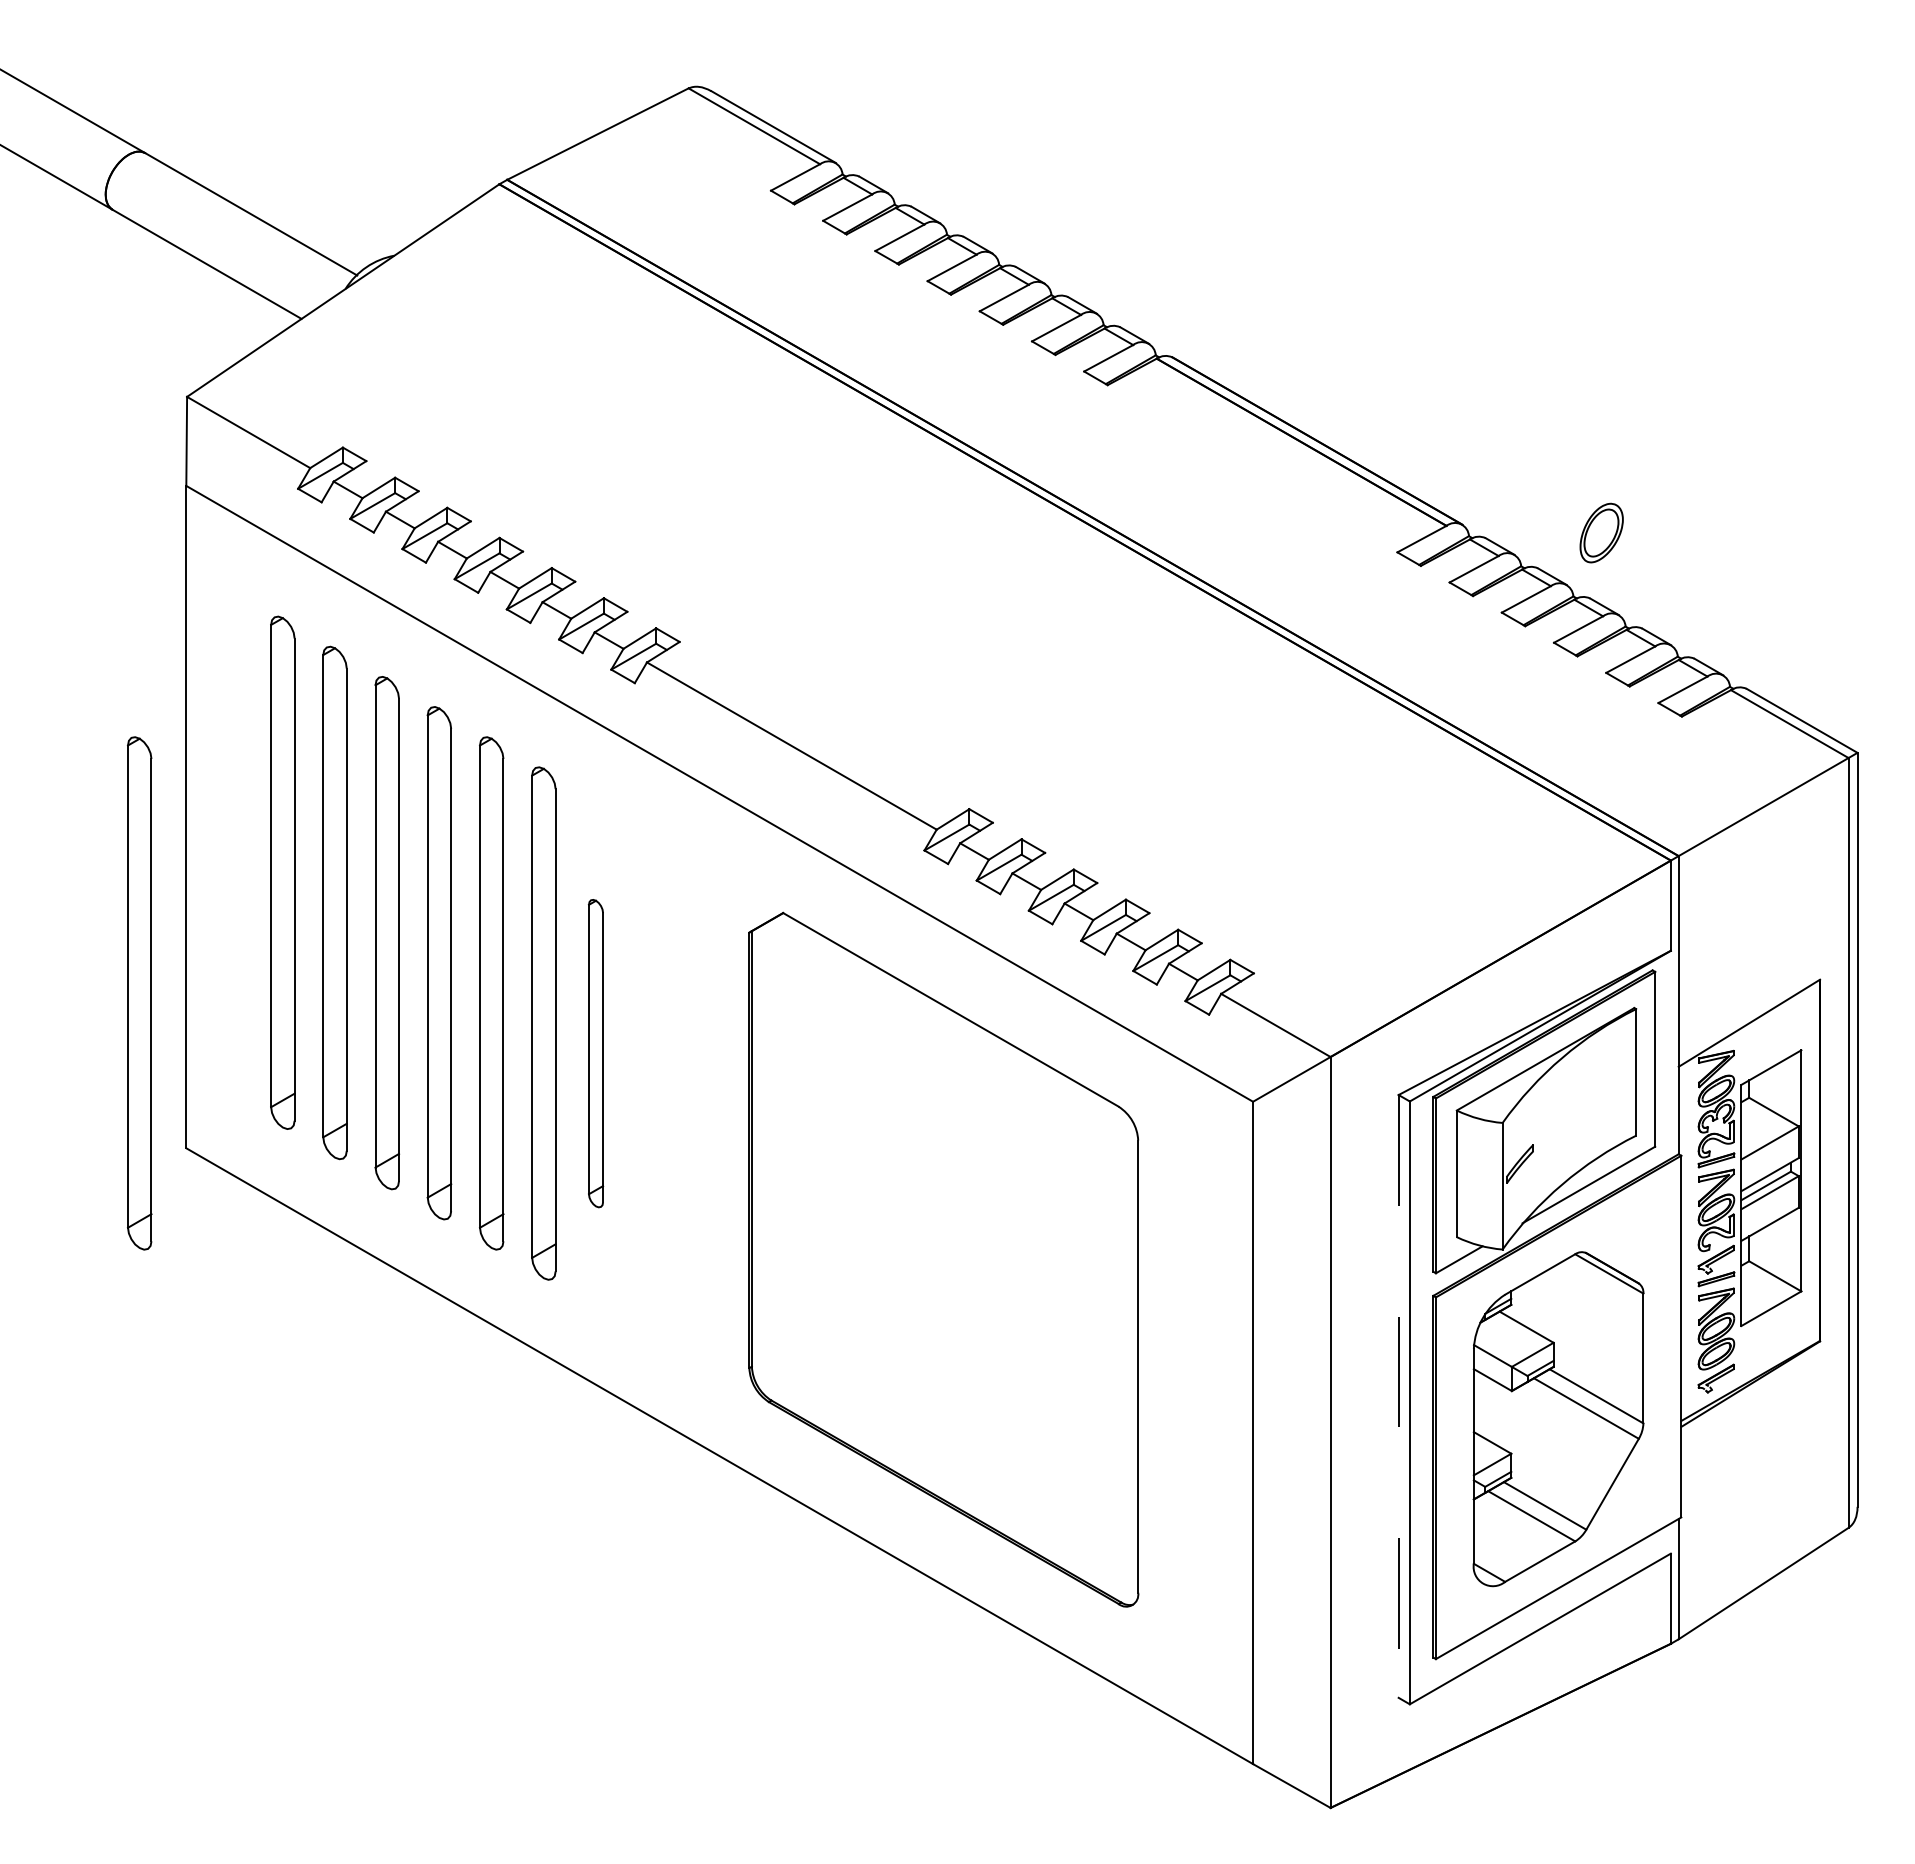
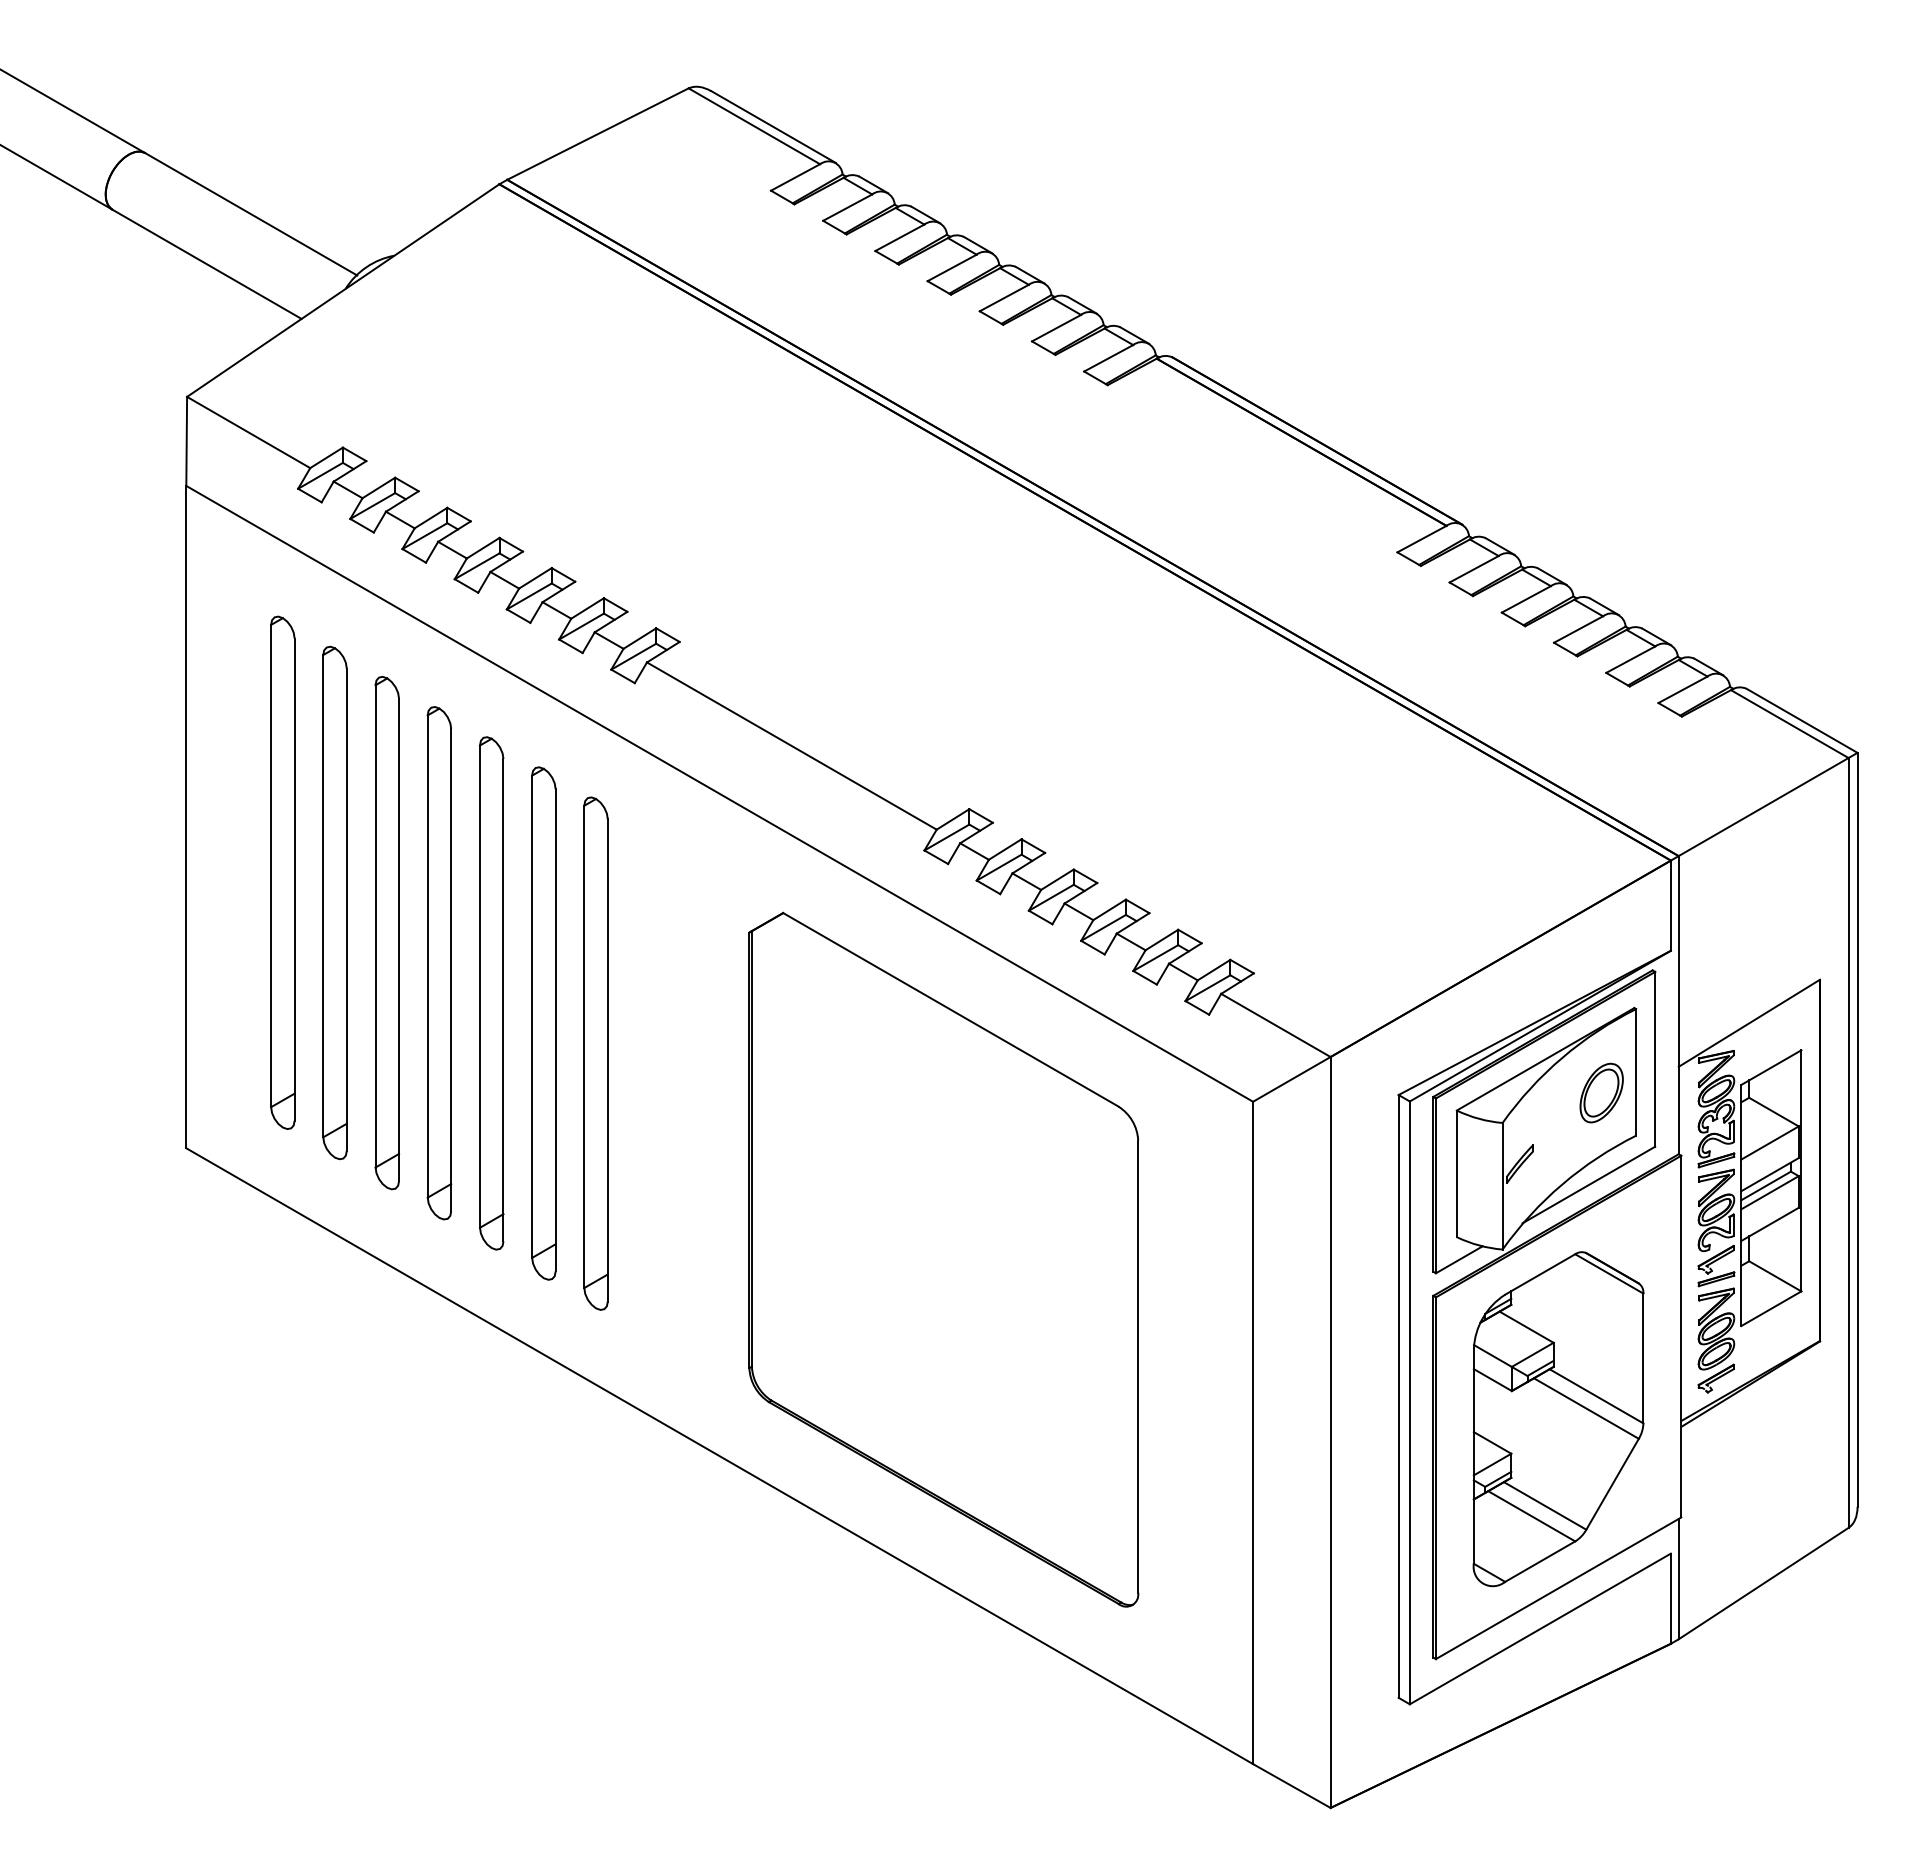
part position: (1601, 532) -> (1601, 1092) (1601, 1092)
part: present -> none (139, 993)
part size: 17x310 px -> 26x515 px (595, 1053)
line: dashed -> solid (1398, 1396)
